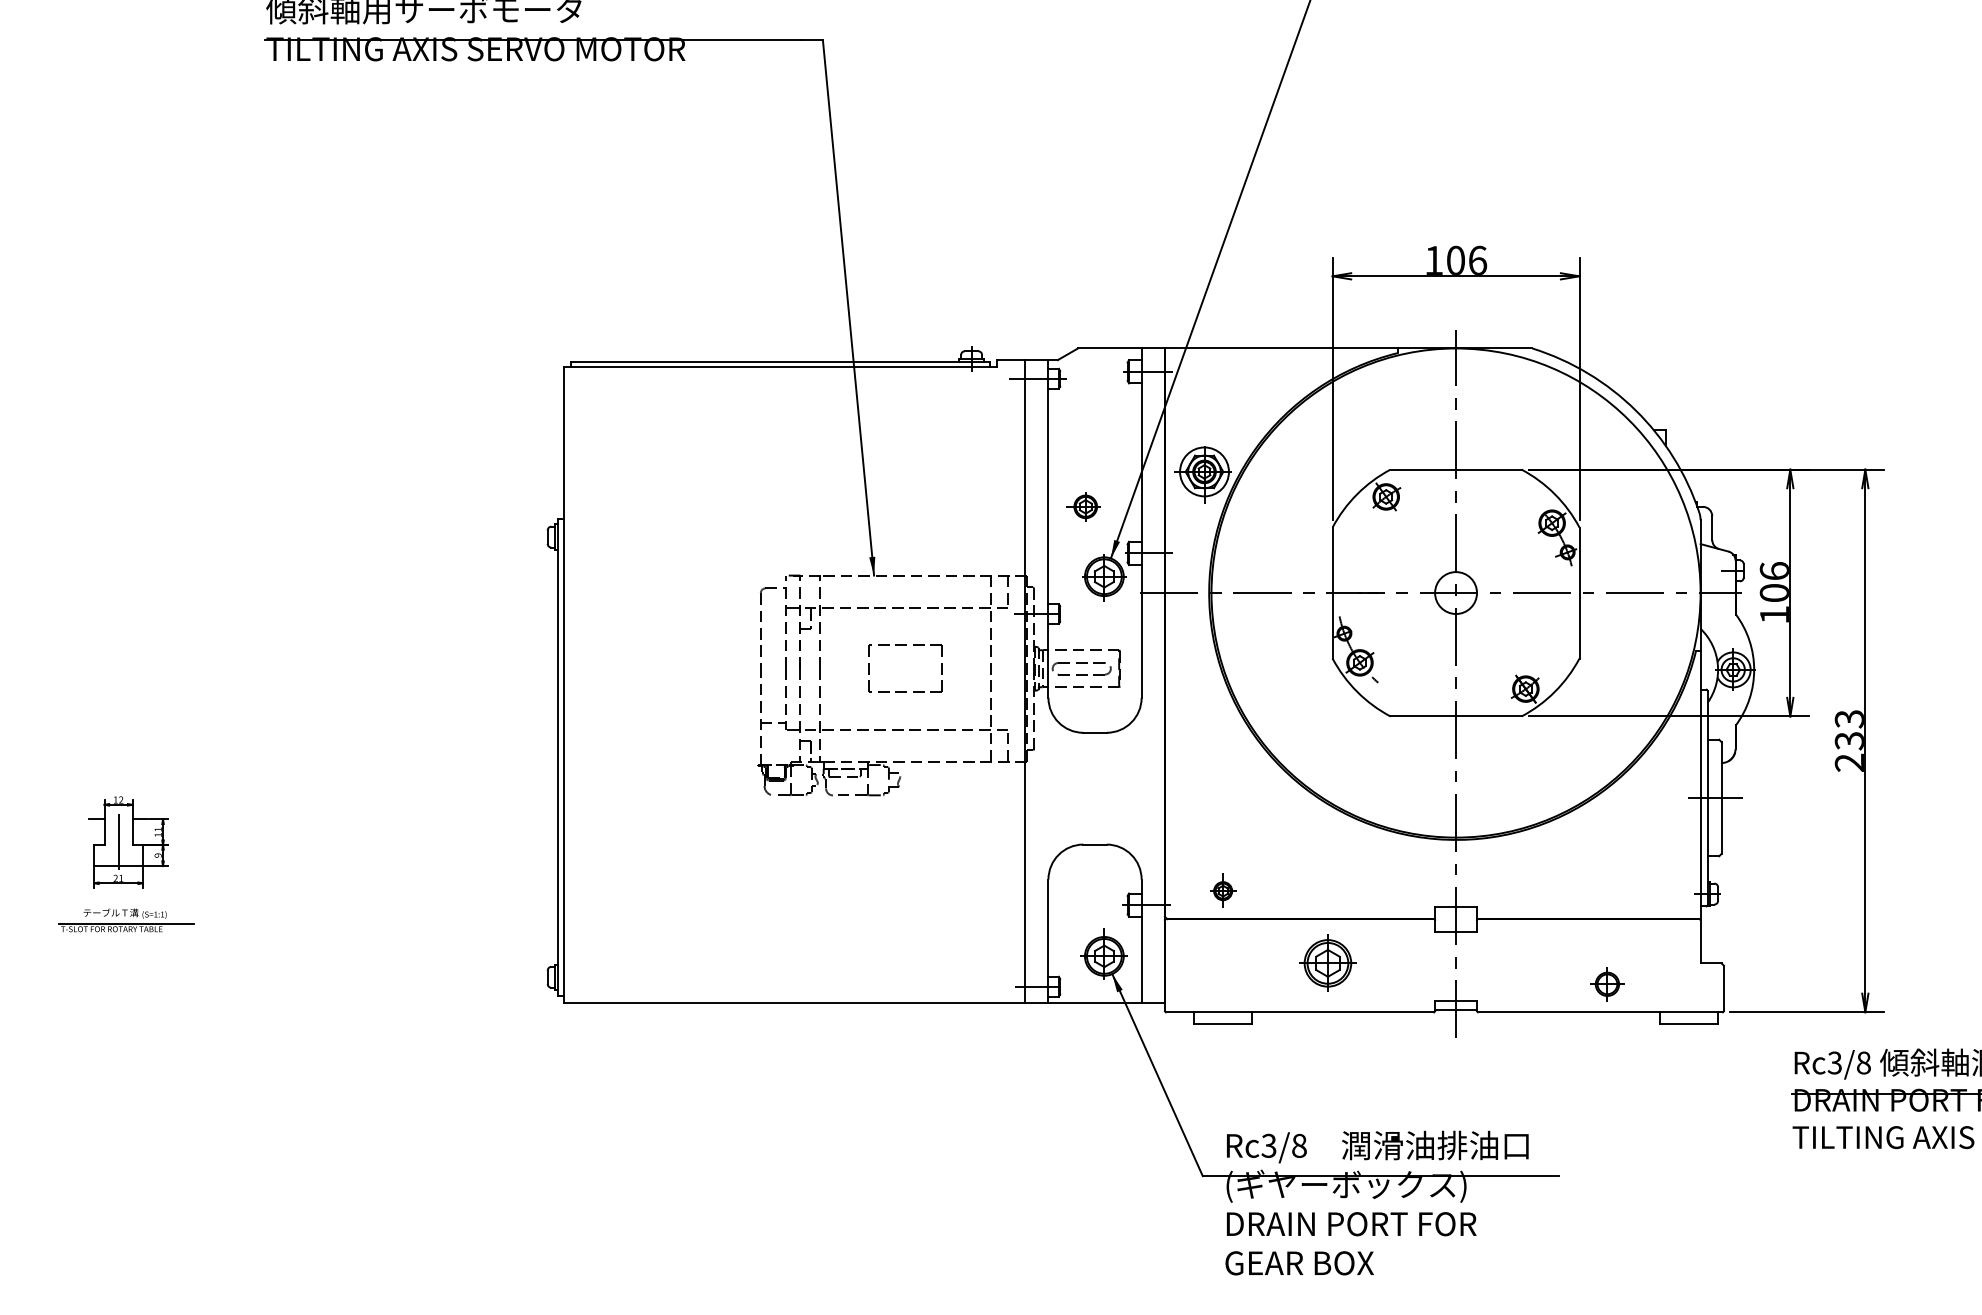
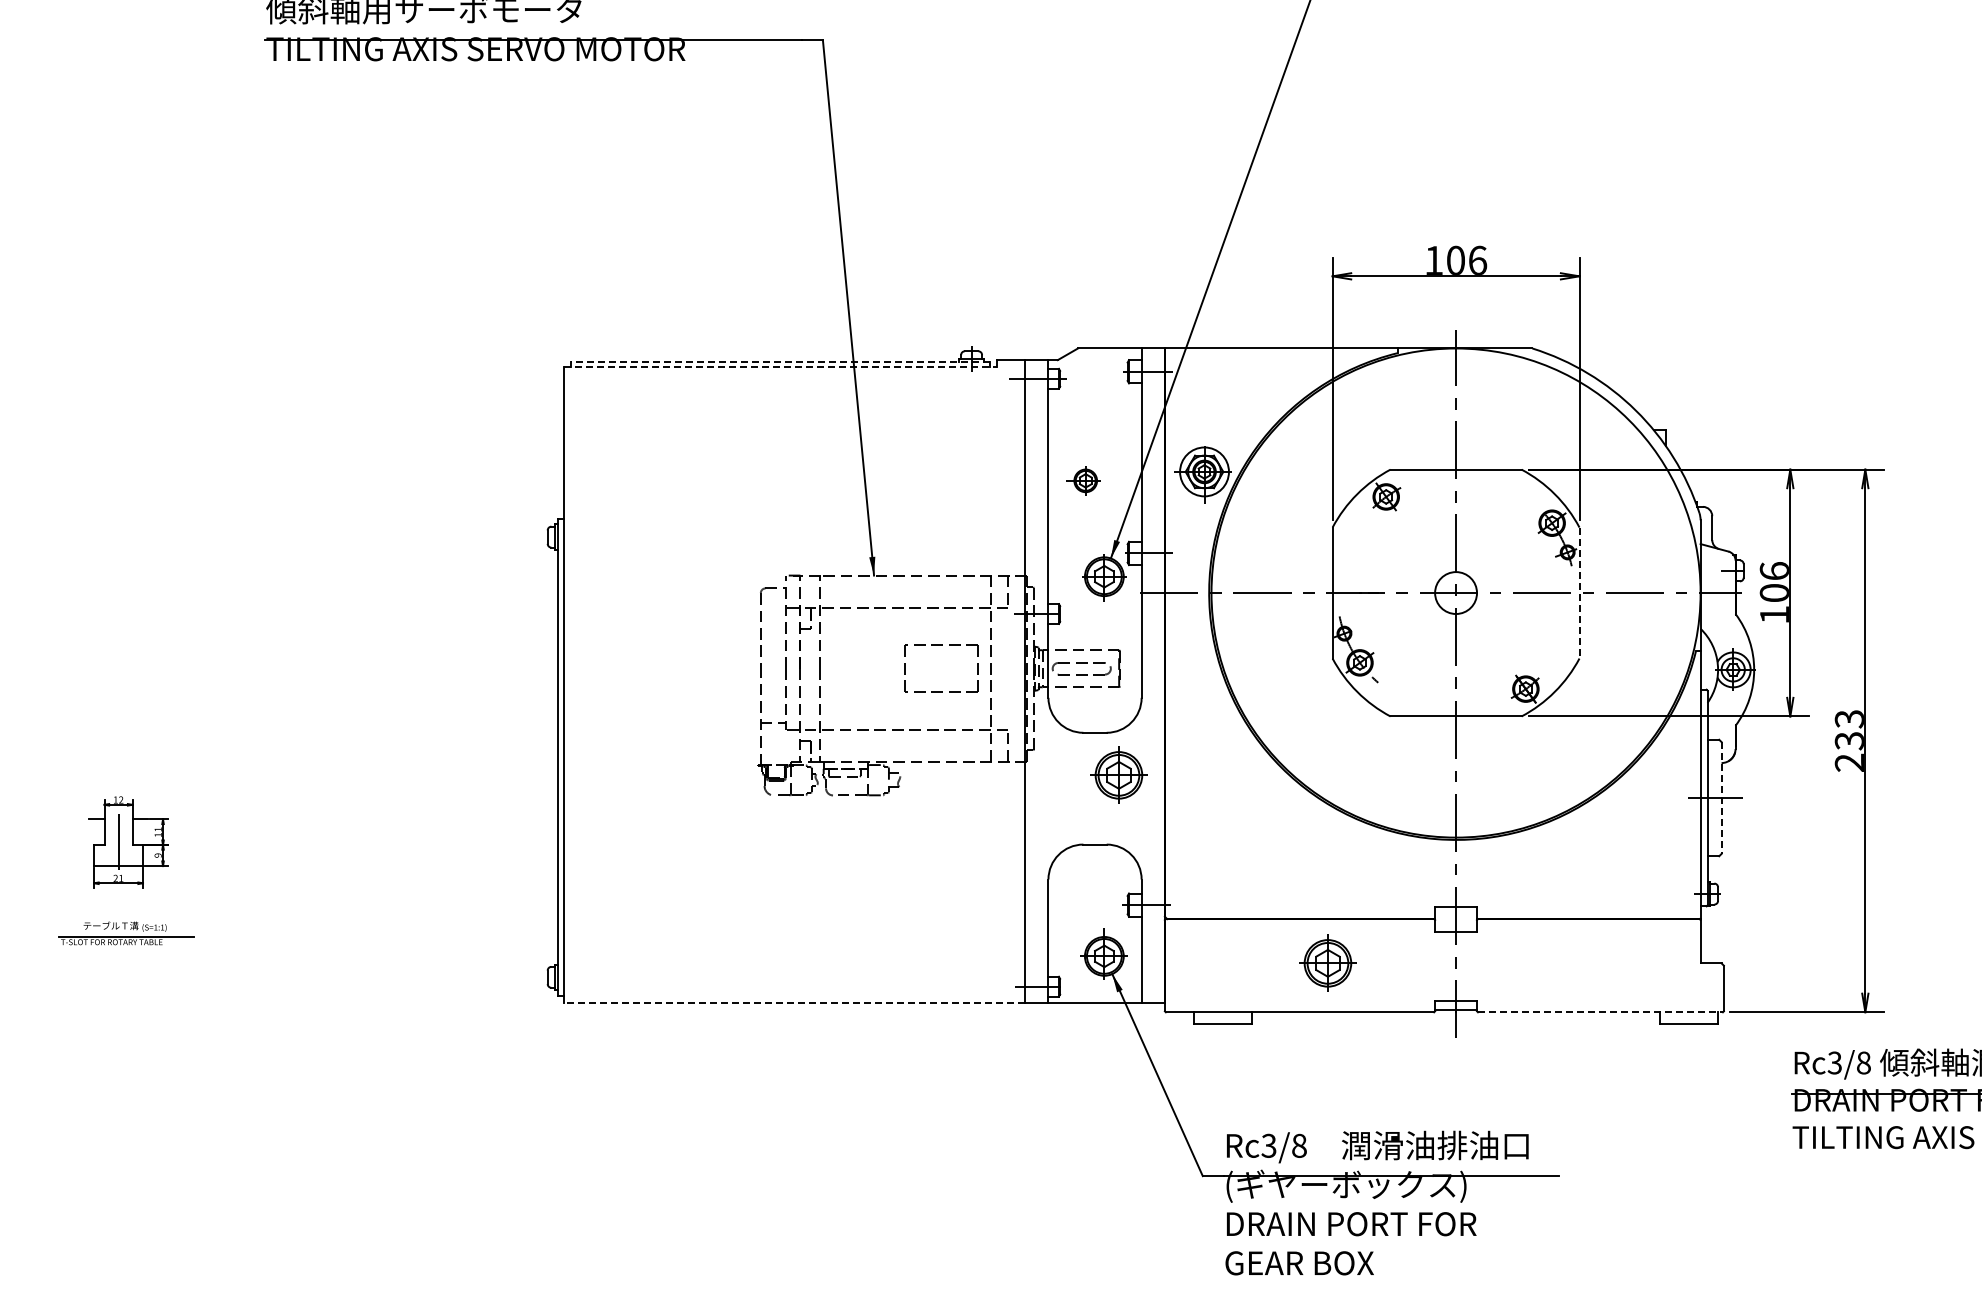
line: solid -> dashed (780, 361)
line: solid -> dashed (780, 367)
part position: (1083, 506) -> (1083, 480) (1083, 480)
line: solid -> dashed (1579, 593)
part position: (905, 645) -> (941, 645) (941, 645)
part: none -> present (1118, 774)
line: solid -> dashed (1721, 798)
part: present -> none (1223, 890)
part position: (126, 920) -> (126, 933) (126, 933)
part: present -> none (1607, 984)
line: solid -> dashed (794, 1002)
line: solid -> dashed (1600, 1012)
